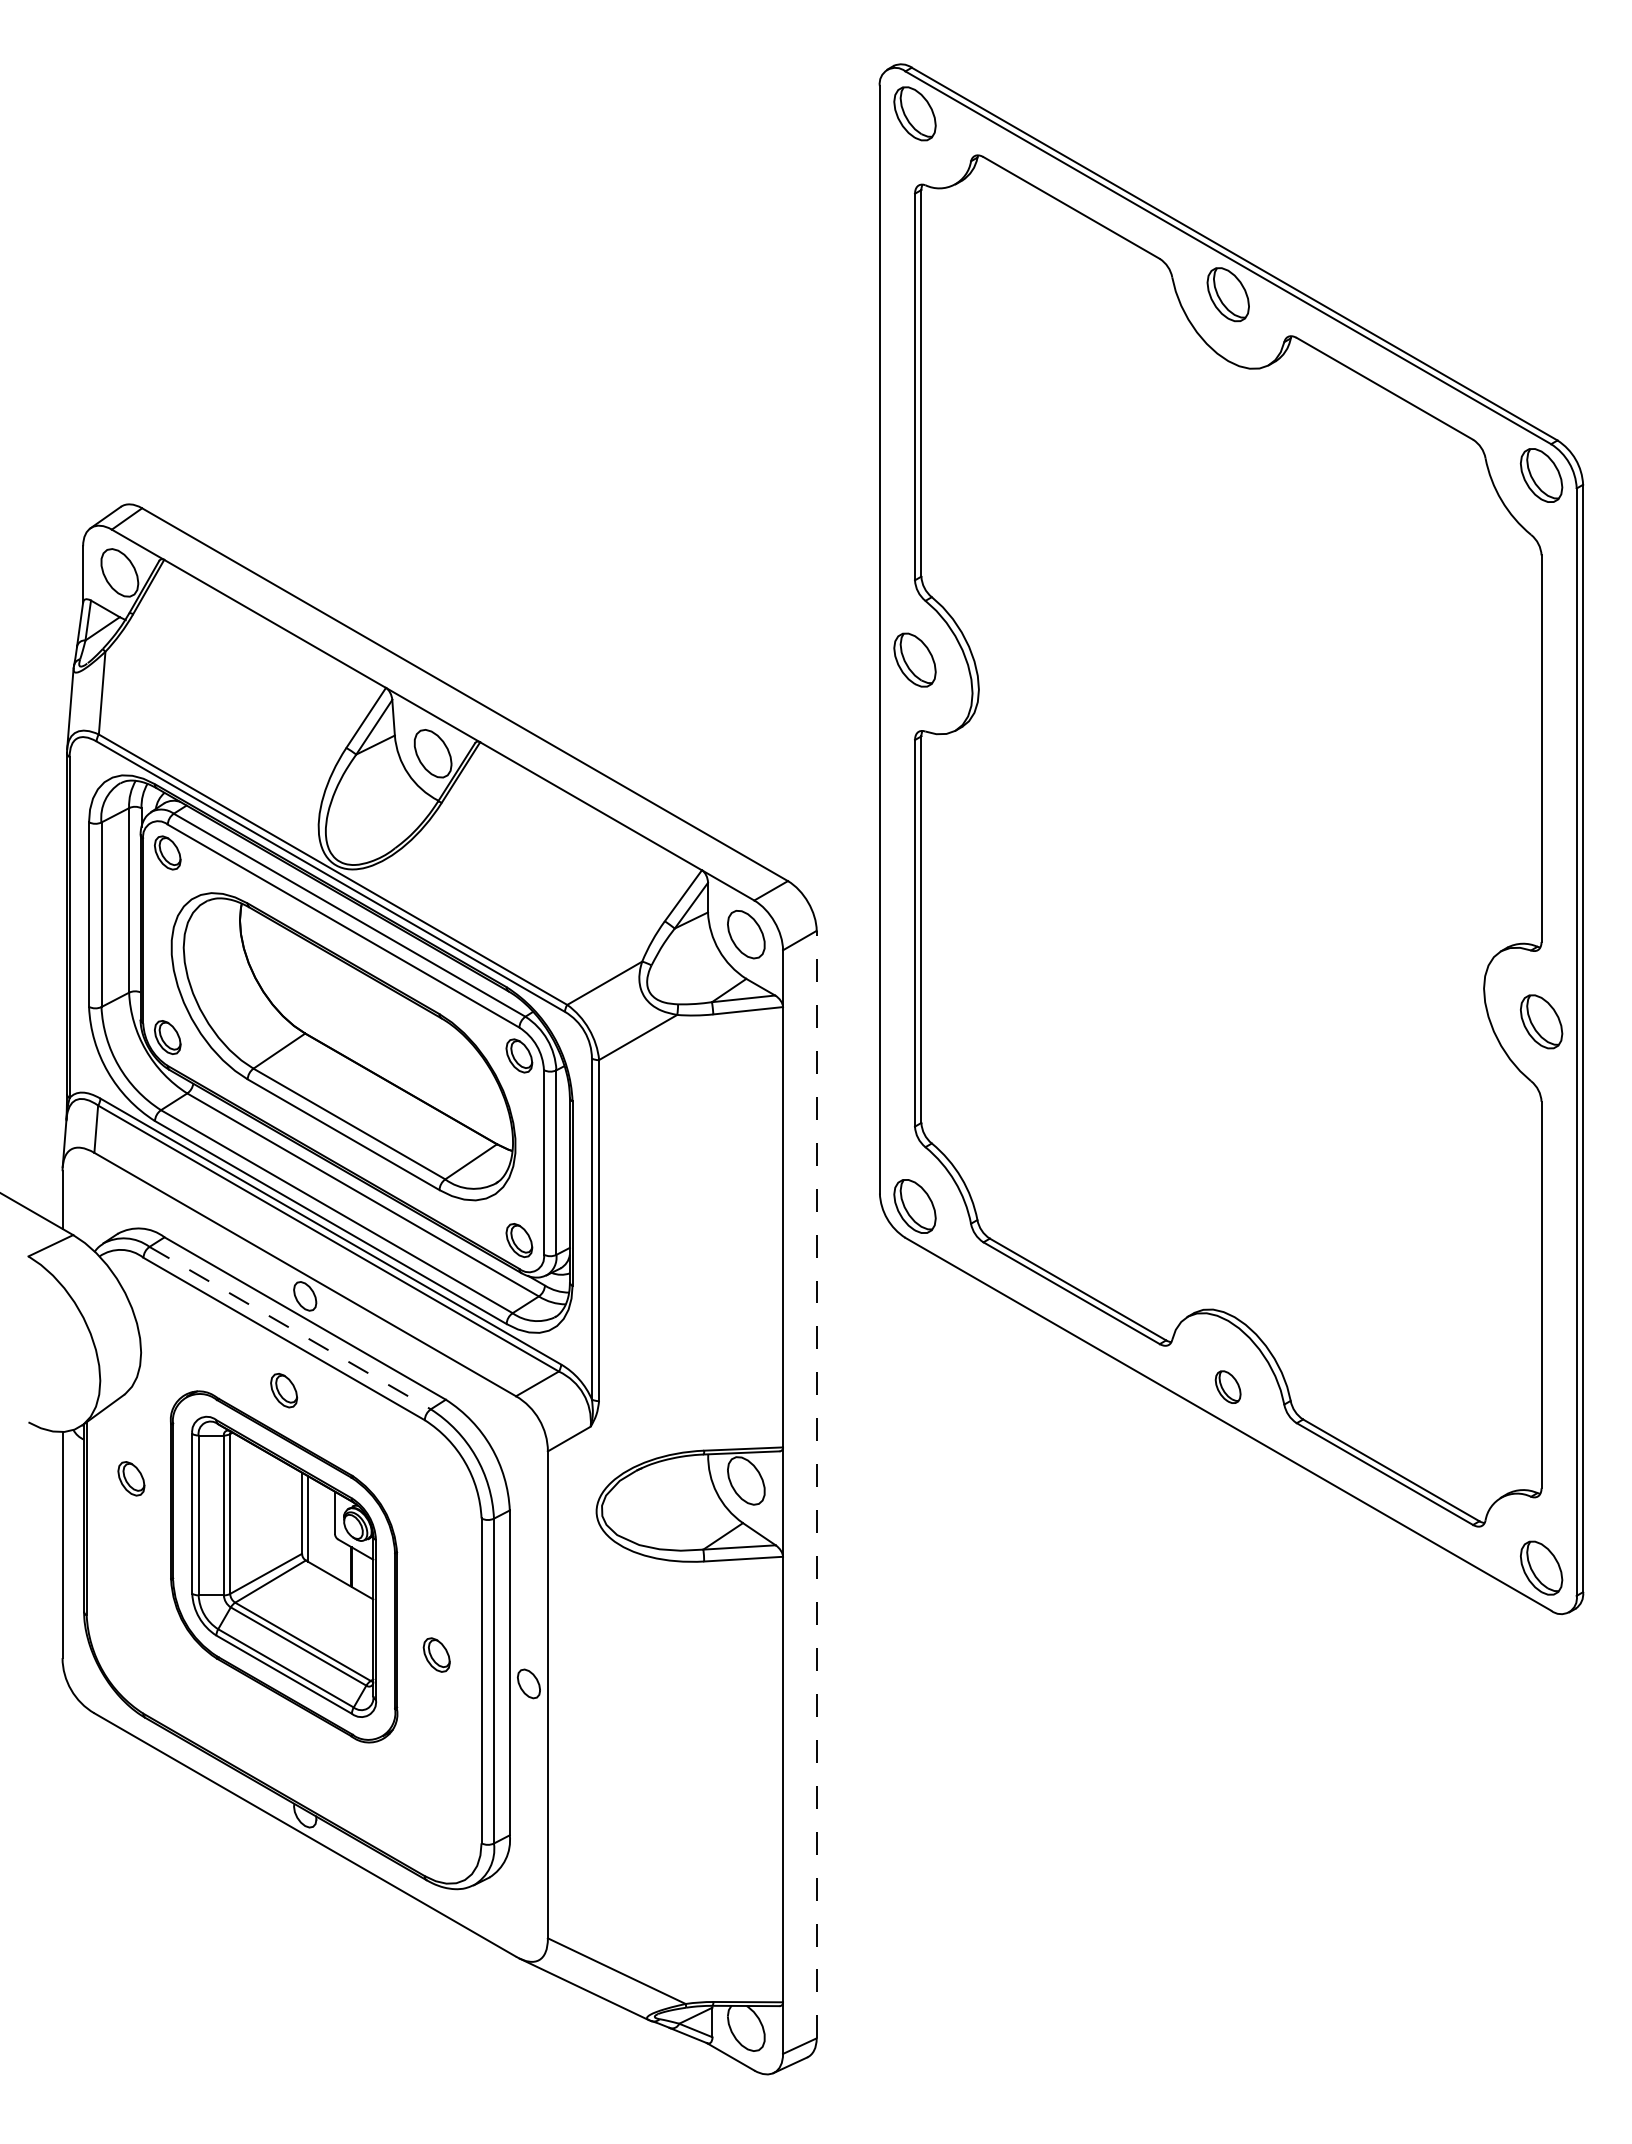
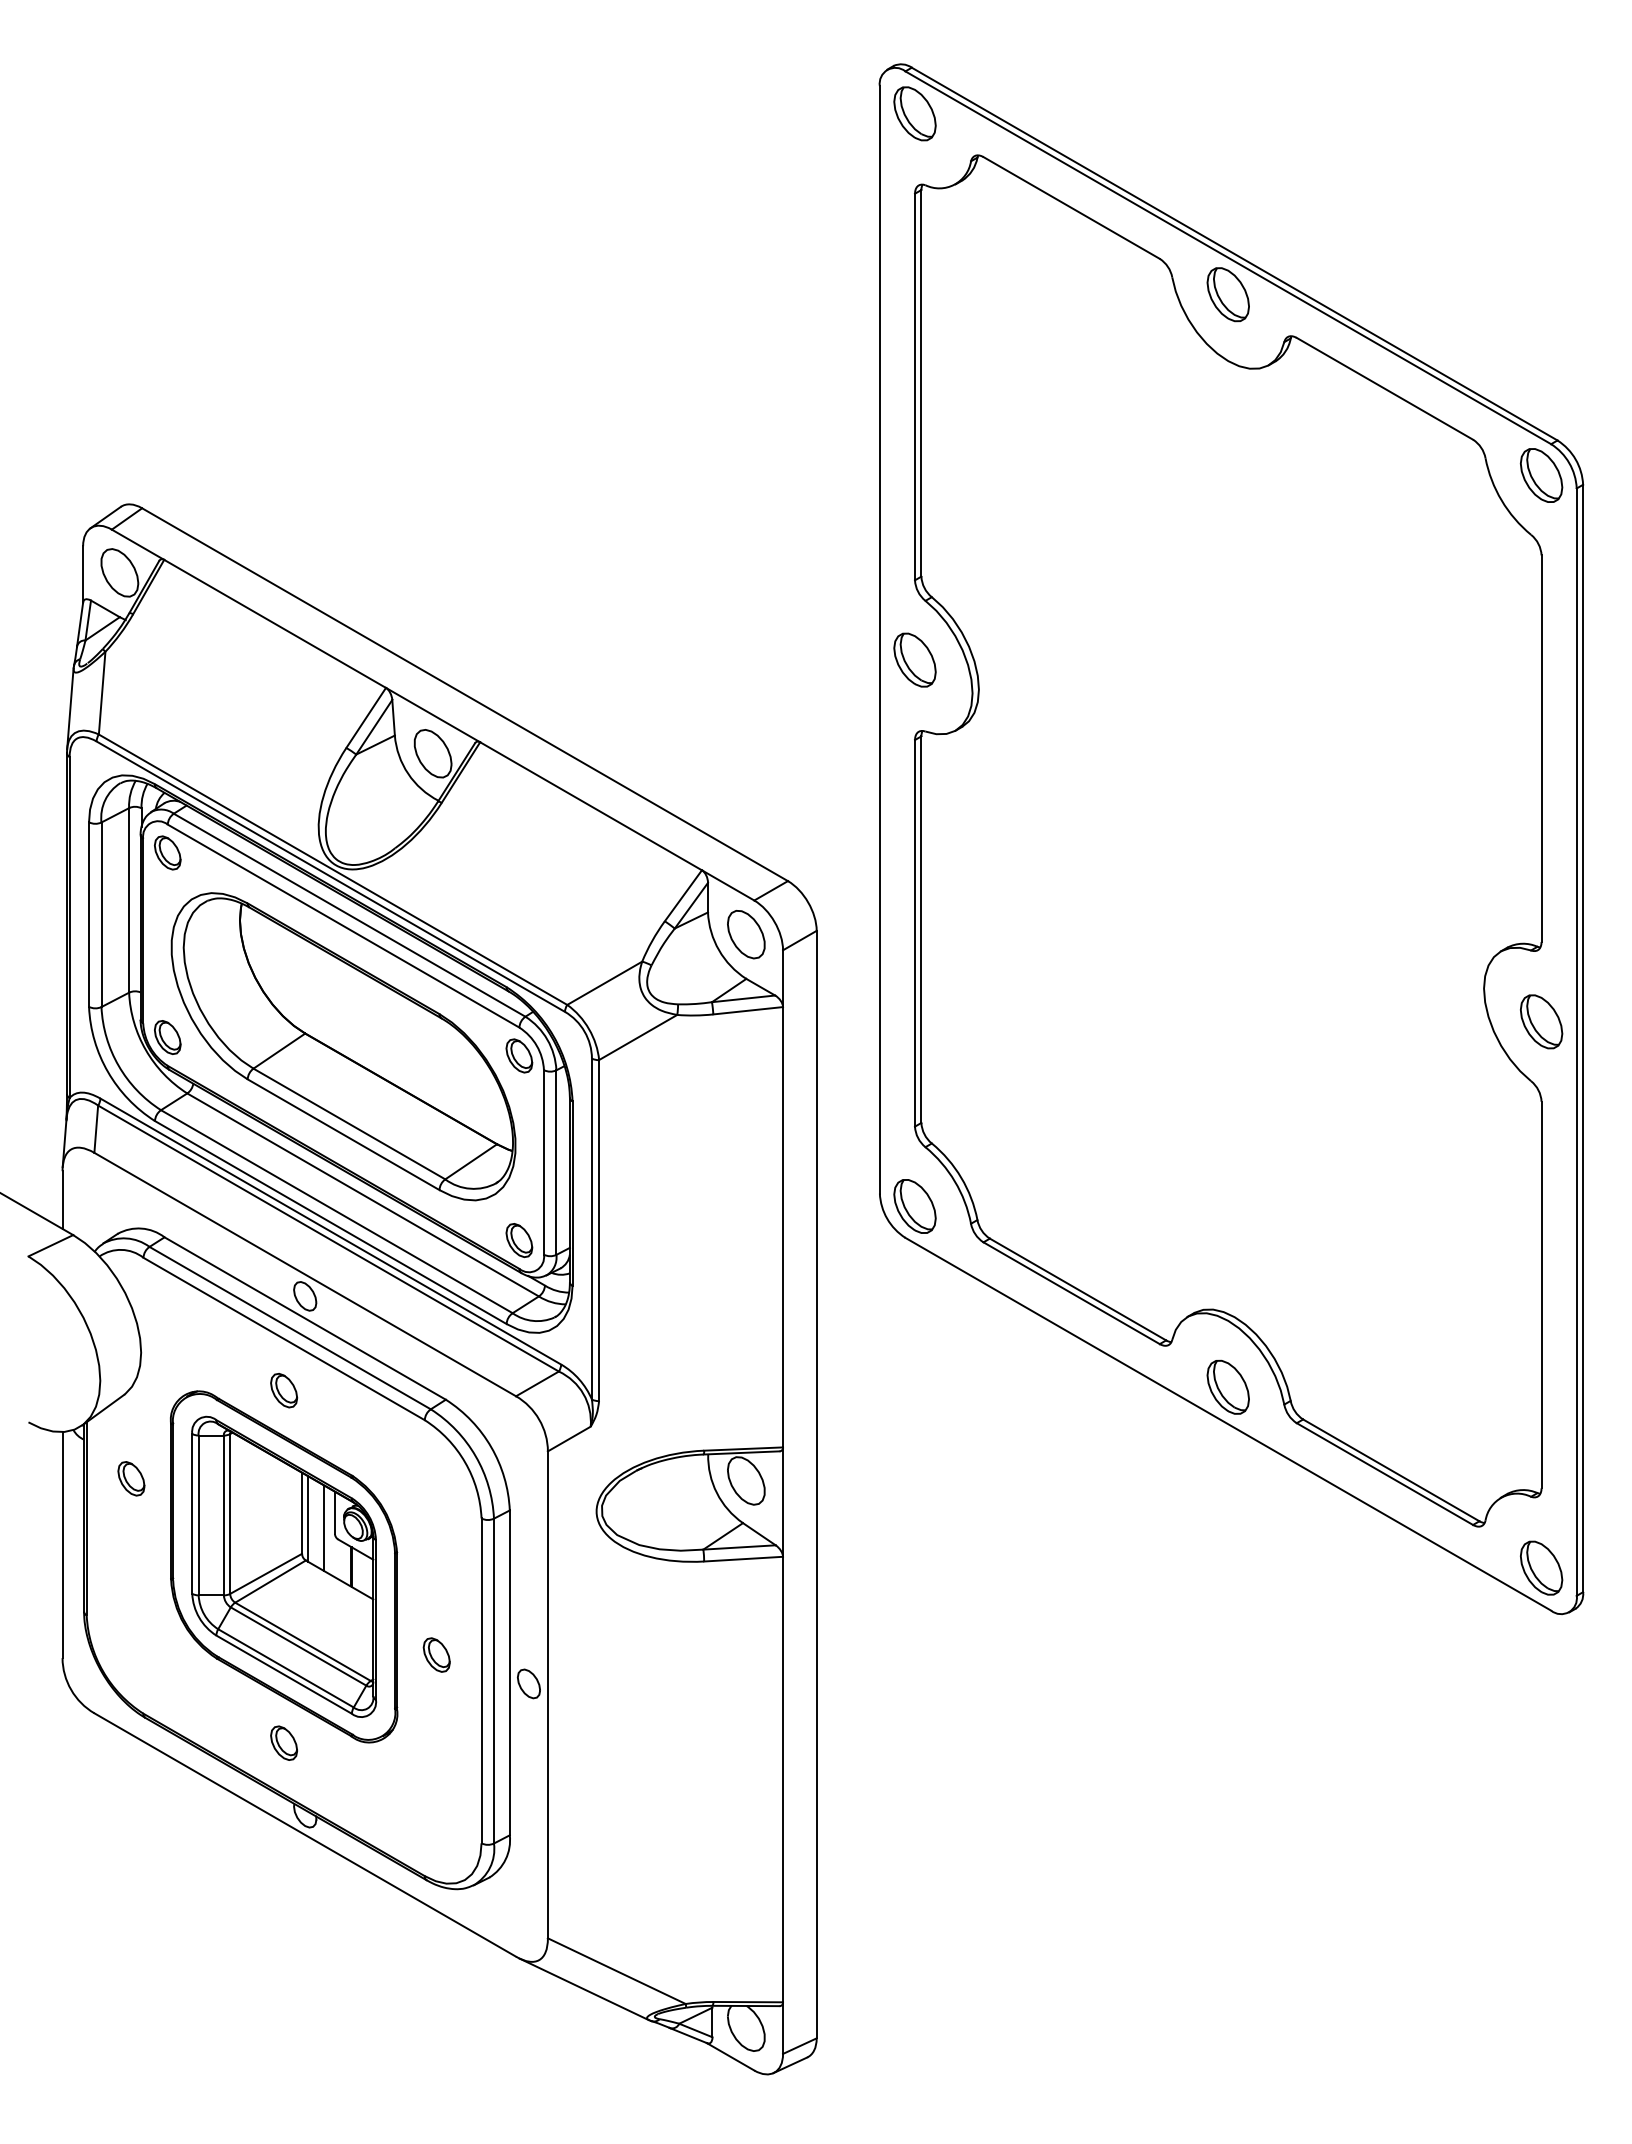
line: dashed -> solid (290, 1328)
part size: 28x34 px -> 44x56 px (1227, 1386)
line: dashed -> solid (816, 1484)
line: none -> present (324, 1528)
part: none -> present (283, 1742)
